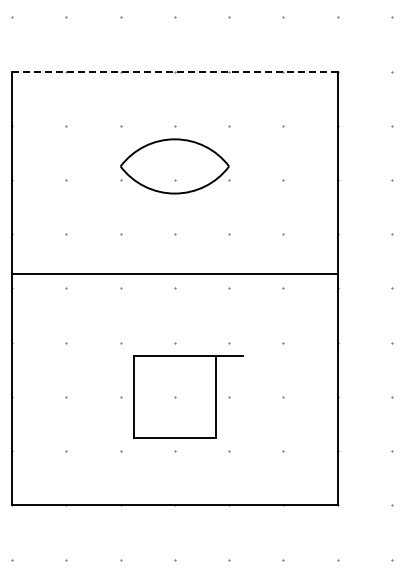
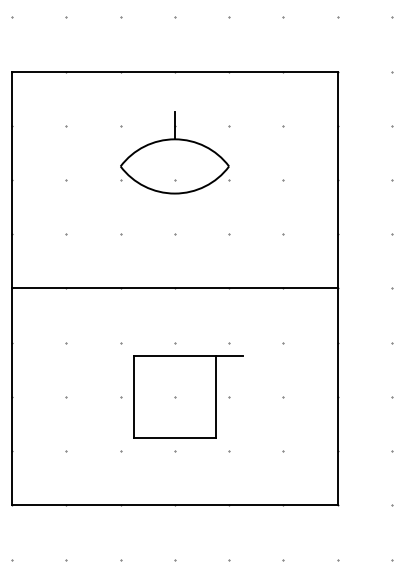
line: dashed -> solid (174, 71)
line: none -> present (174, 125)
line position: (174, 274) -> (174, 288) (174, 288)
